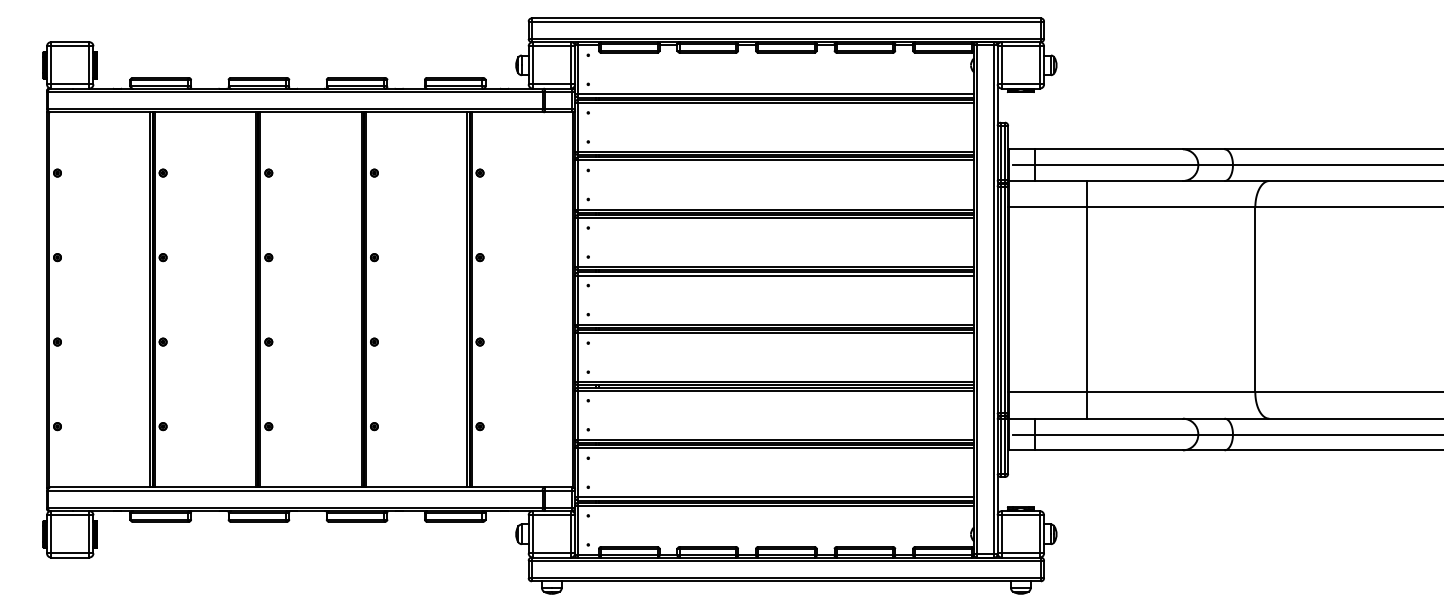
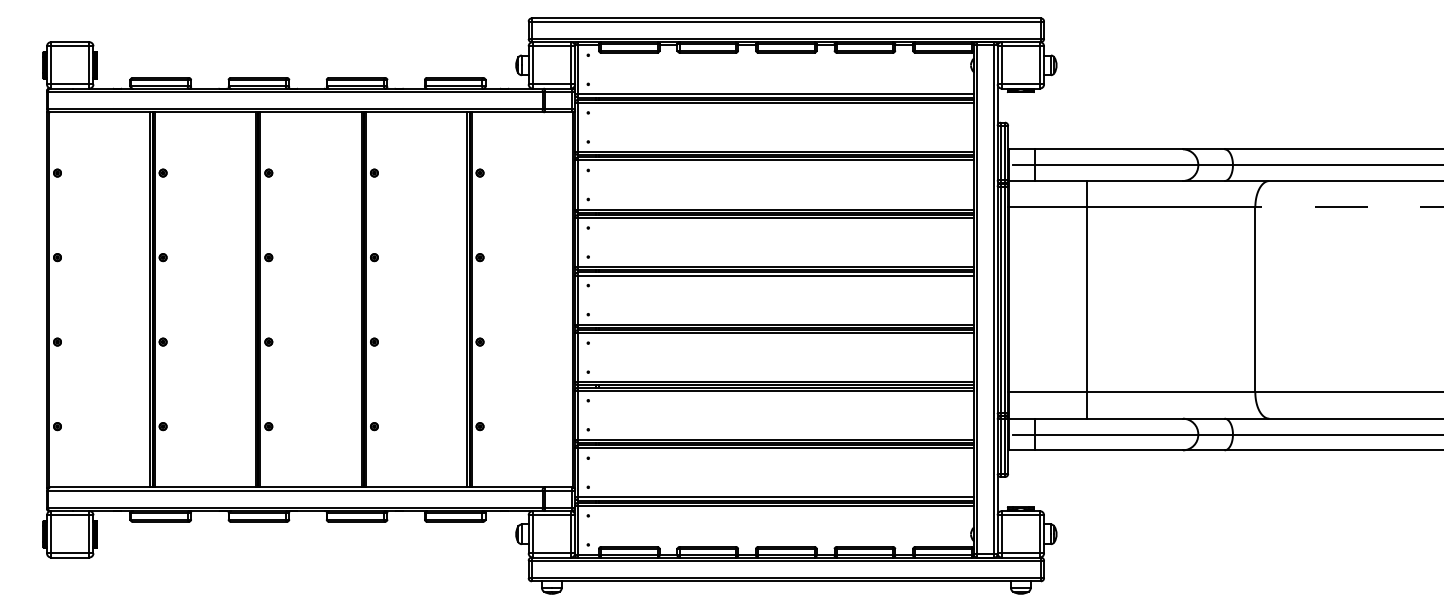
line: solid -> dashed (1349, 207)
